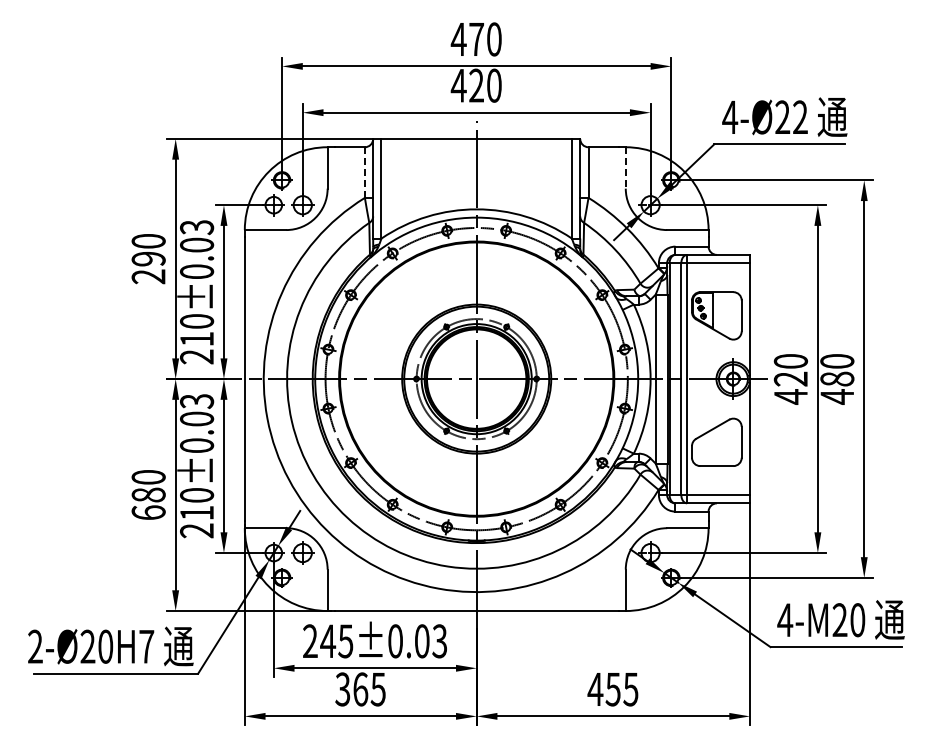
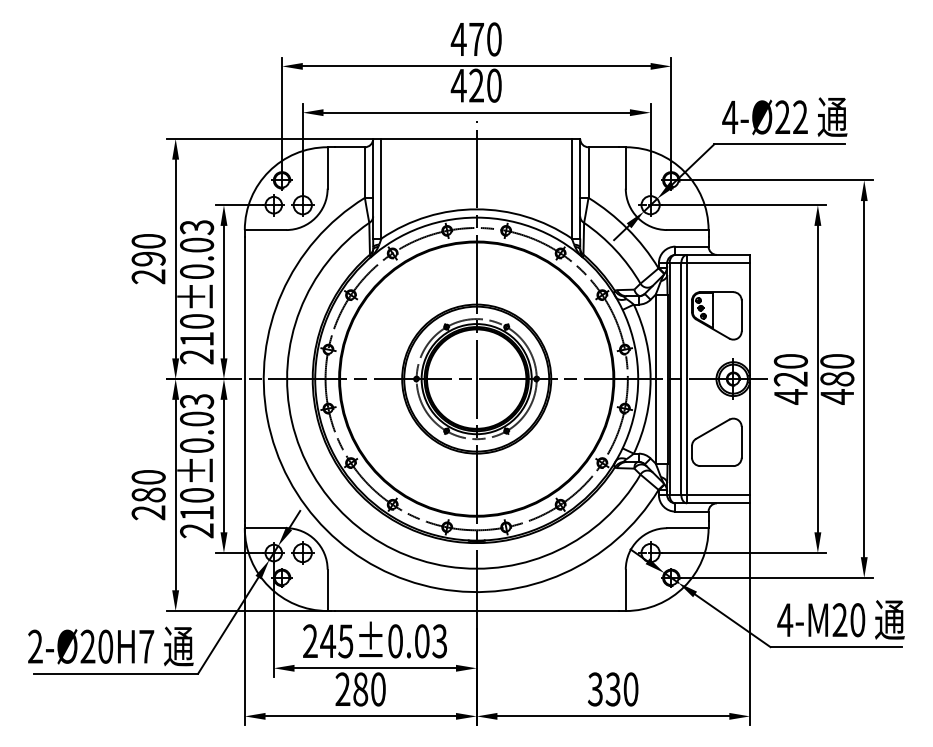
line: dashed -> solid (625, 167)
line: dashed -> solid (364, 172)
text: 680 -> 280 (148, 512)
text: 365 -> 280 (360, 689)
text: 455 -> 330 (612, 689)
